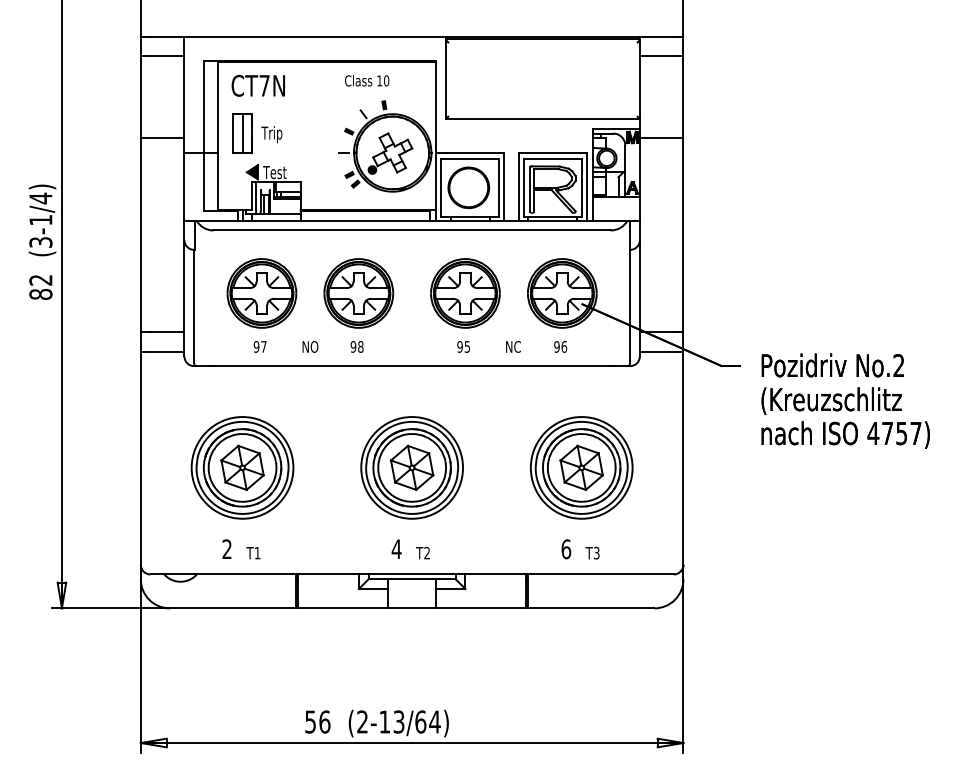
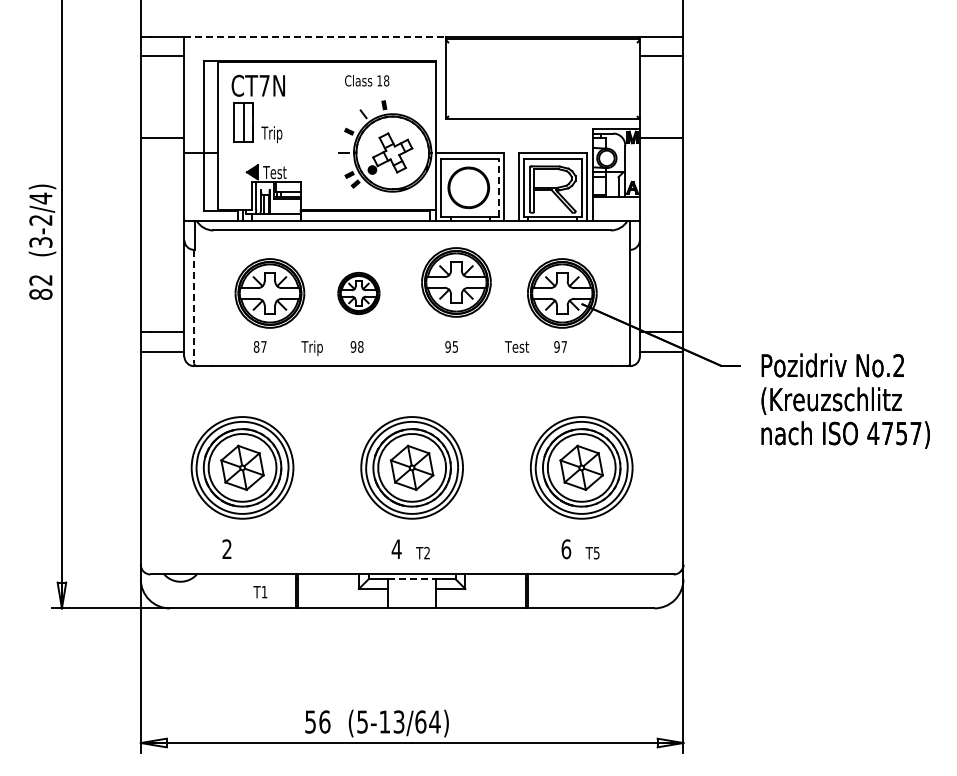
line: solid -> dashed (315, 36)
text: 10 -> 18 (386, 80)
part position: (242, 133) -> (243, 122) (243, 122)
line: solid -> dashed (499, 187)
text: (3-1/4) -> (3-2/4) (40, 220)
part position: (261, 293) -> (269, 293) (269, 293)
part size: 72x71 px -> 44x43 px (358, 293)
part position: (465, 293) -> (456, 282) (456, 282)
line: solid -> dashed (194, 306)
text: 97 -> 87 (256, 346)
text position: (463, 346) -> (451, 346) (451, 346)
text: NC -> Test (517, 346)
text: 96 -> 97 (564, 346)
text: NO -> Trip (311, 347)
text: T3 -> T5 (596, 552)
text position: (253, 553) -> (260, 592) (260, 592)
line: solid -> dashed (412, 579)
text: (2-13/64) -> (5-13/64) (362, 721)
